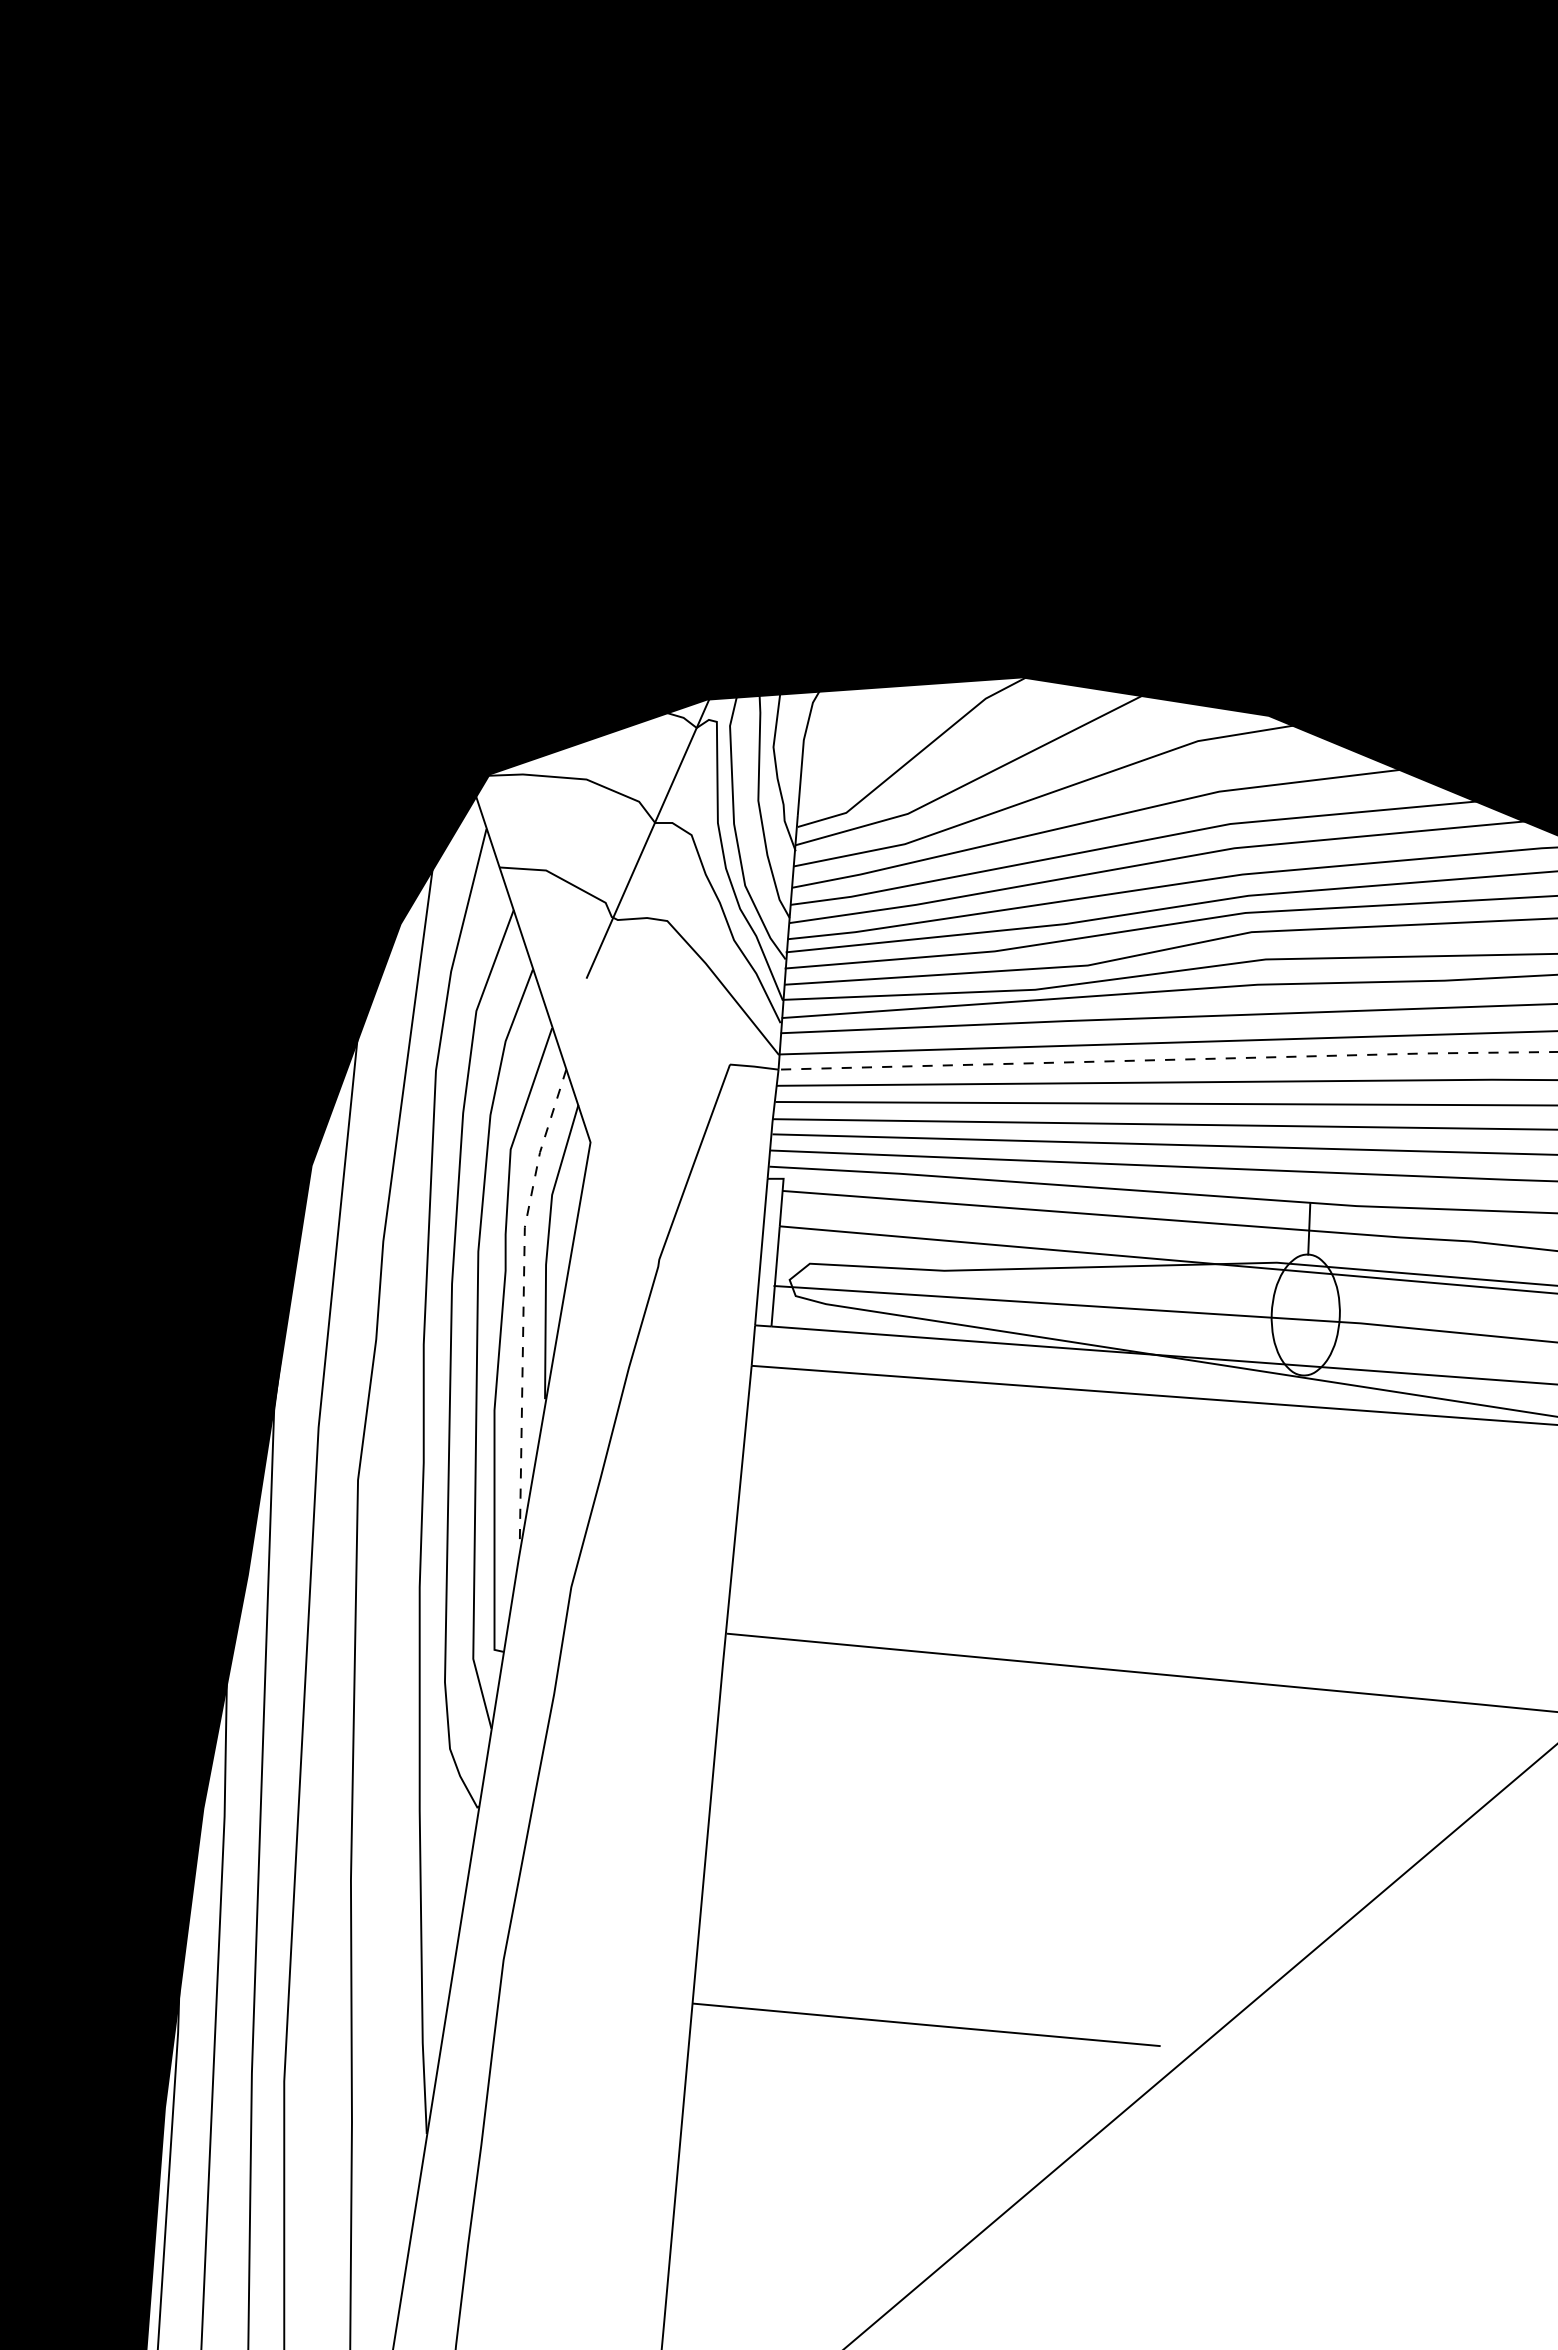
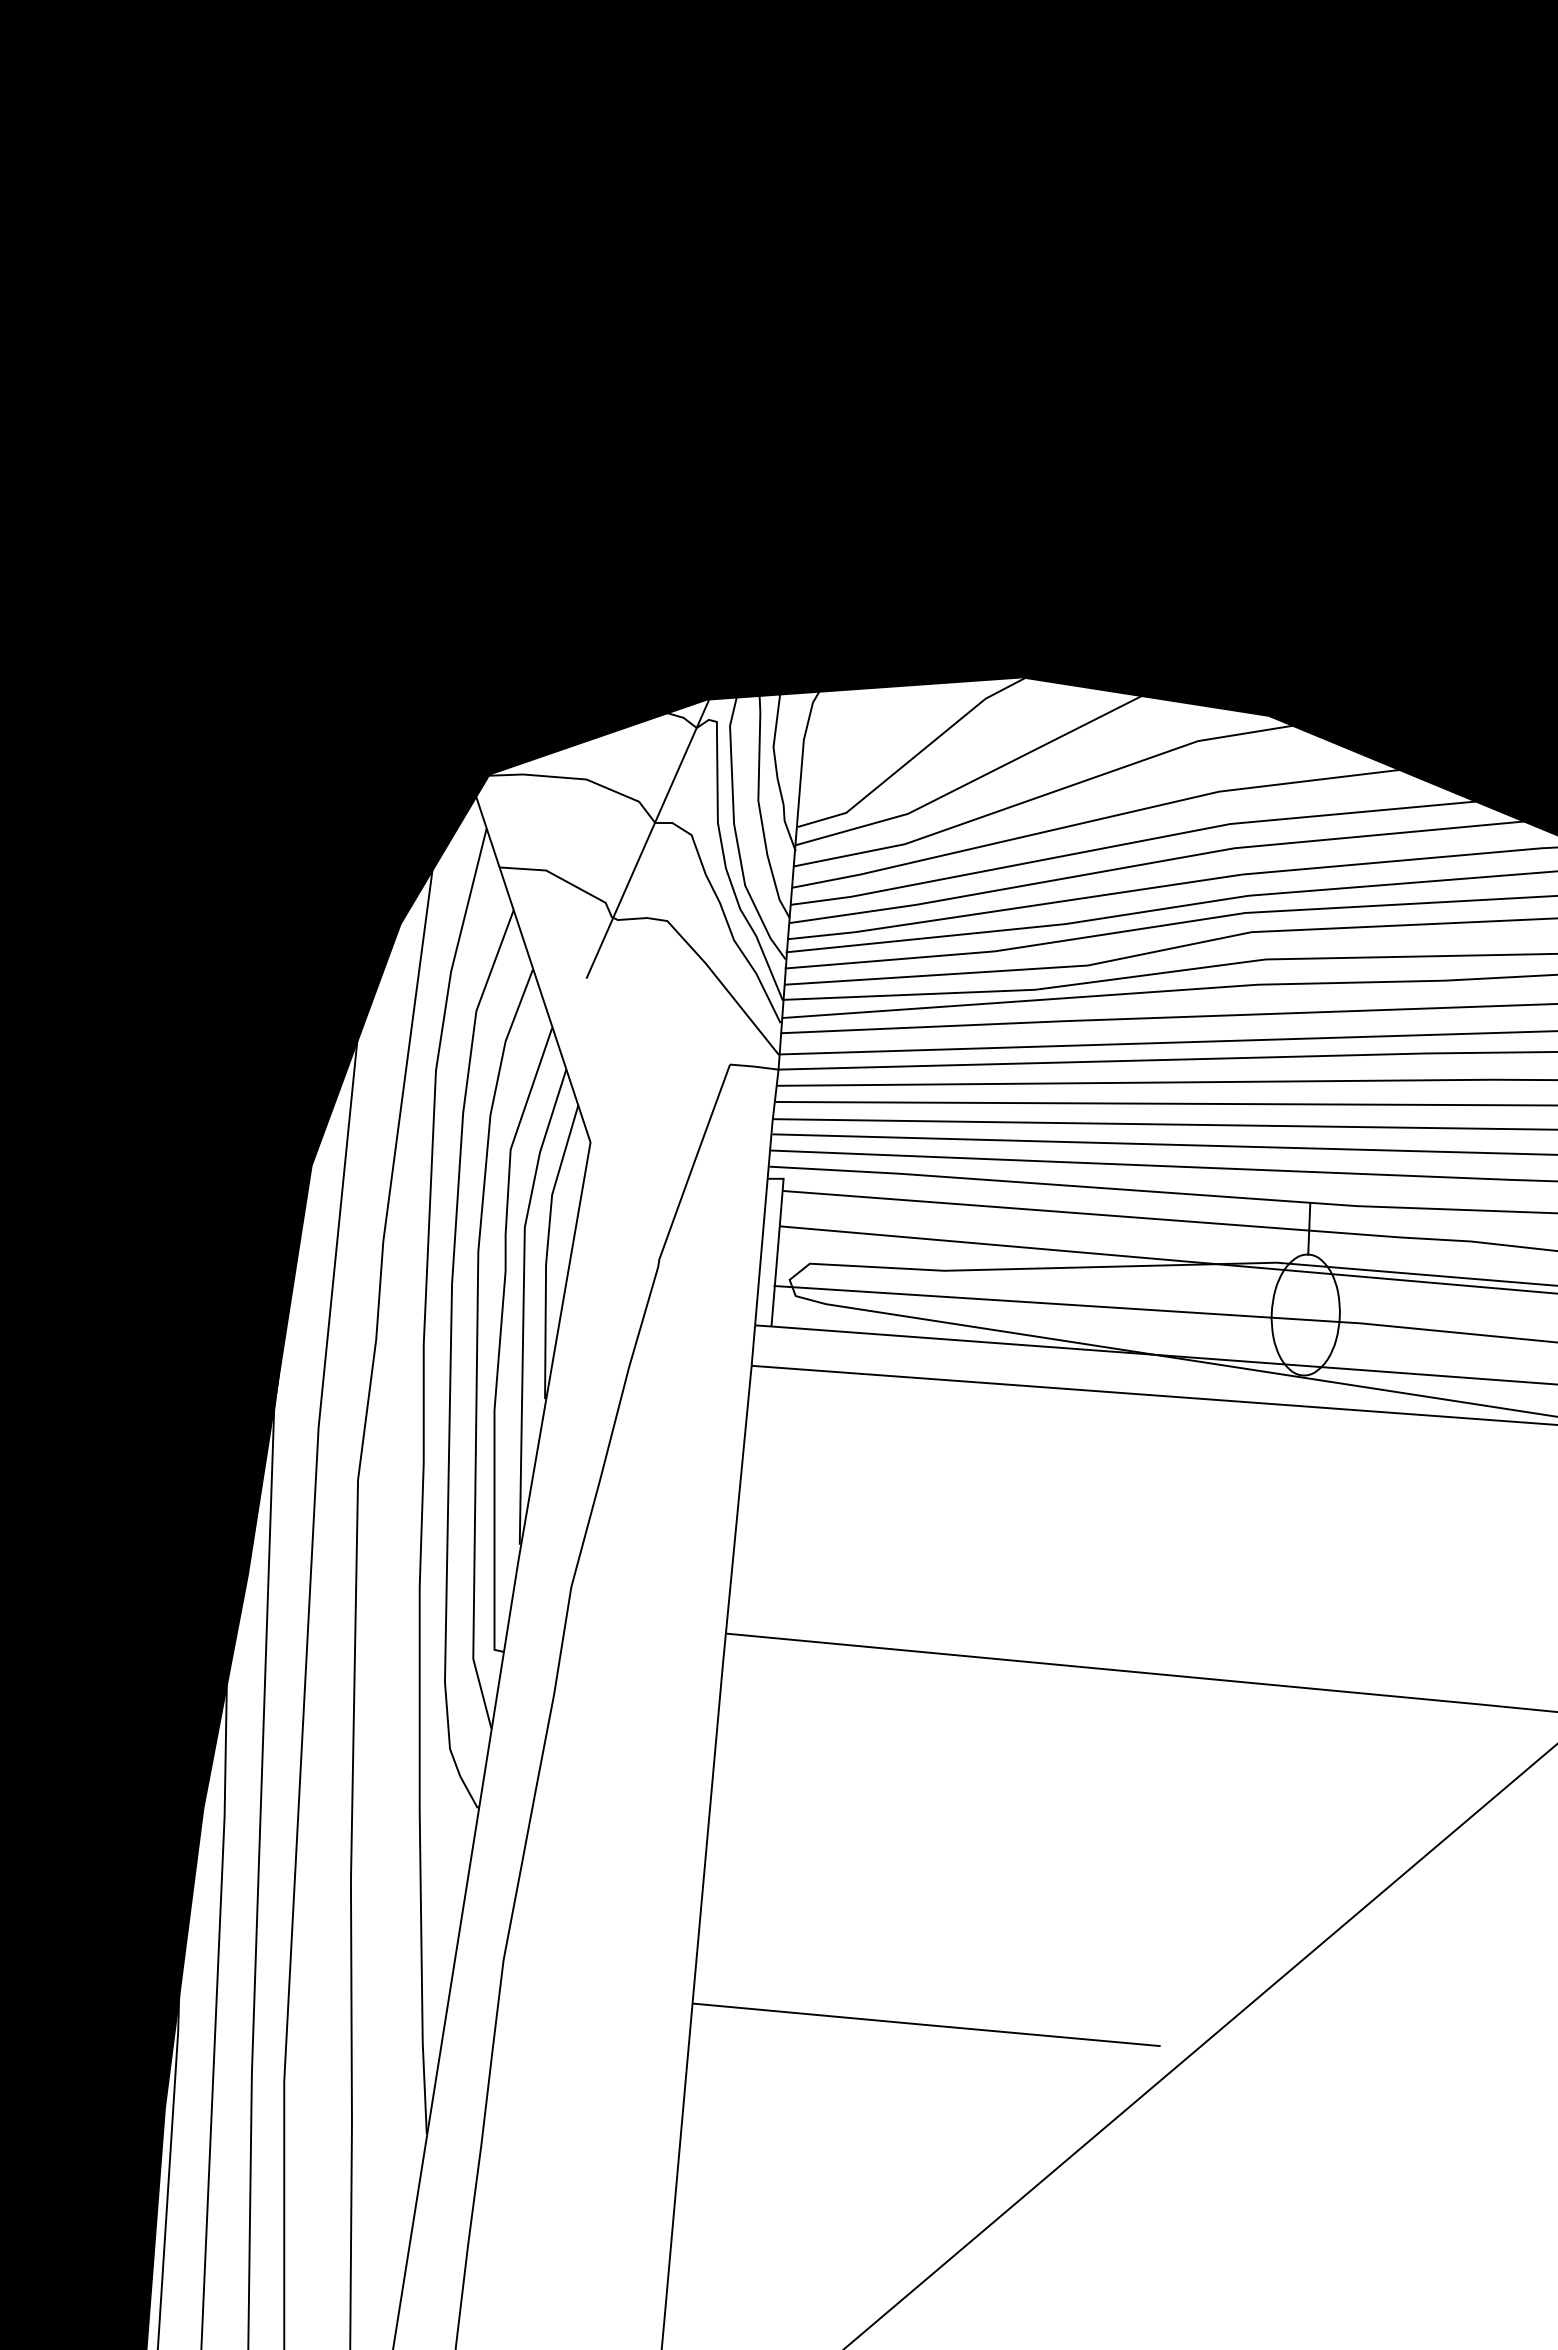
line: dashed -> solid (1167, 1059)
line: dashed -> solid (523, 1303)
